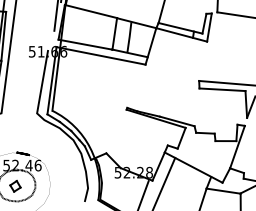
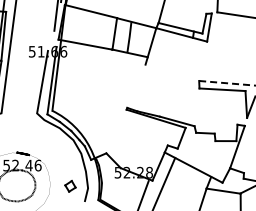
line: present -> none (100, 55)
line: solid -> dashed (227, 83)
part position: (15, 185) -> (70, 185) (70, 185)
